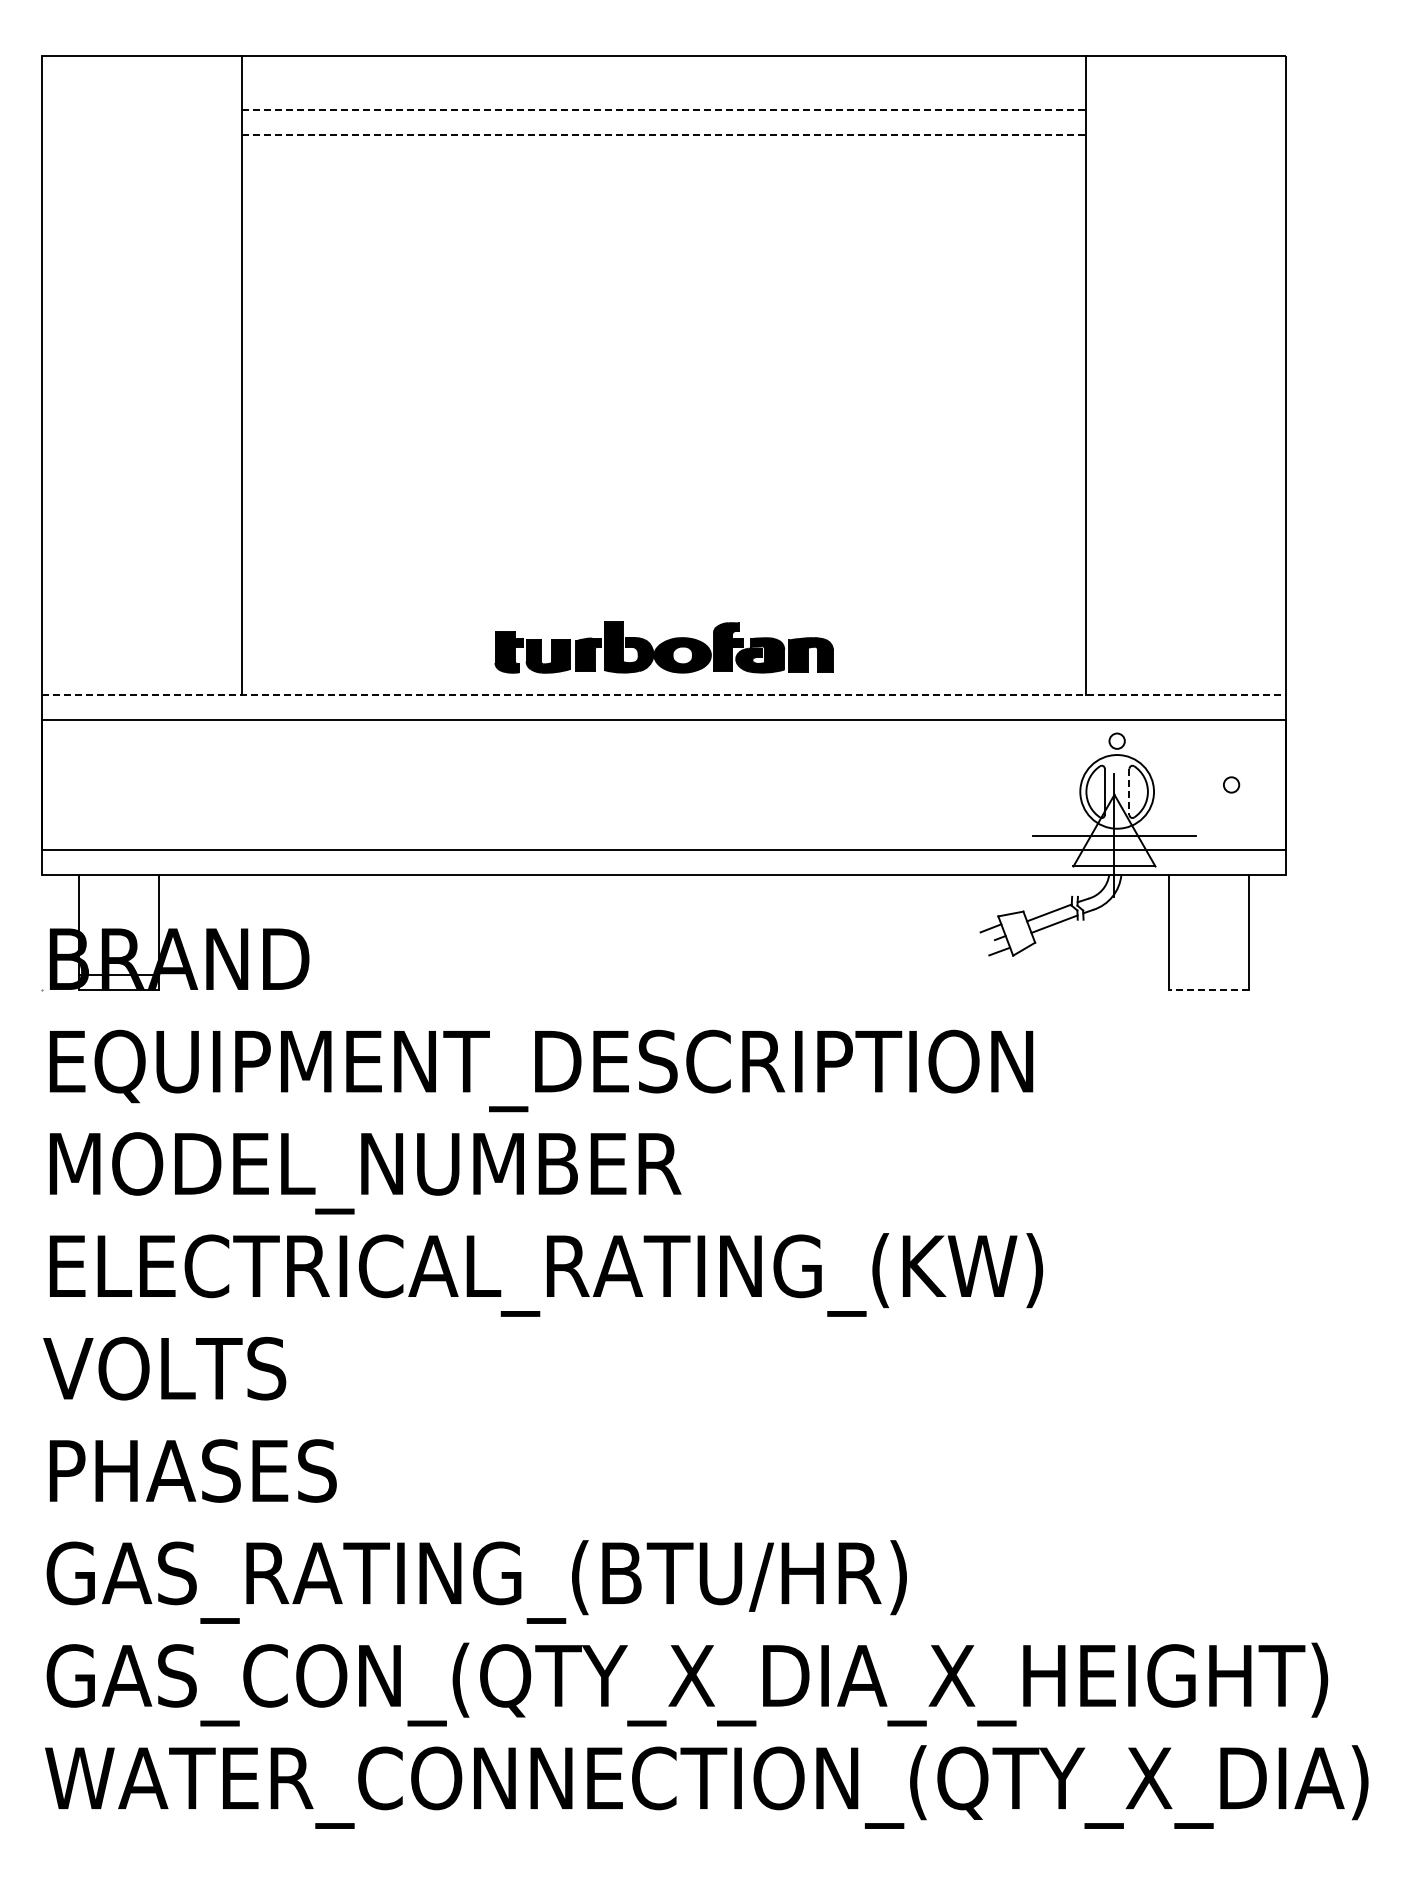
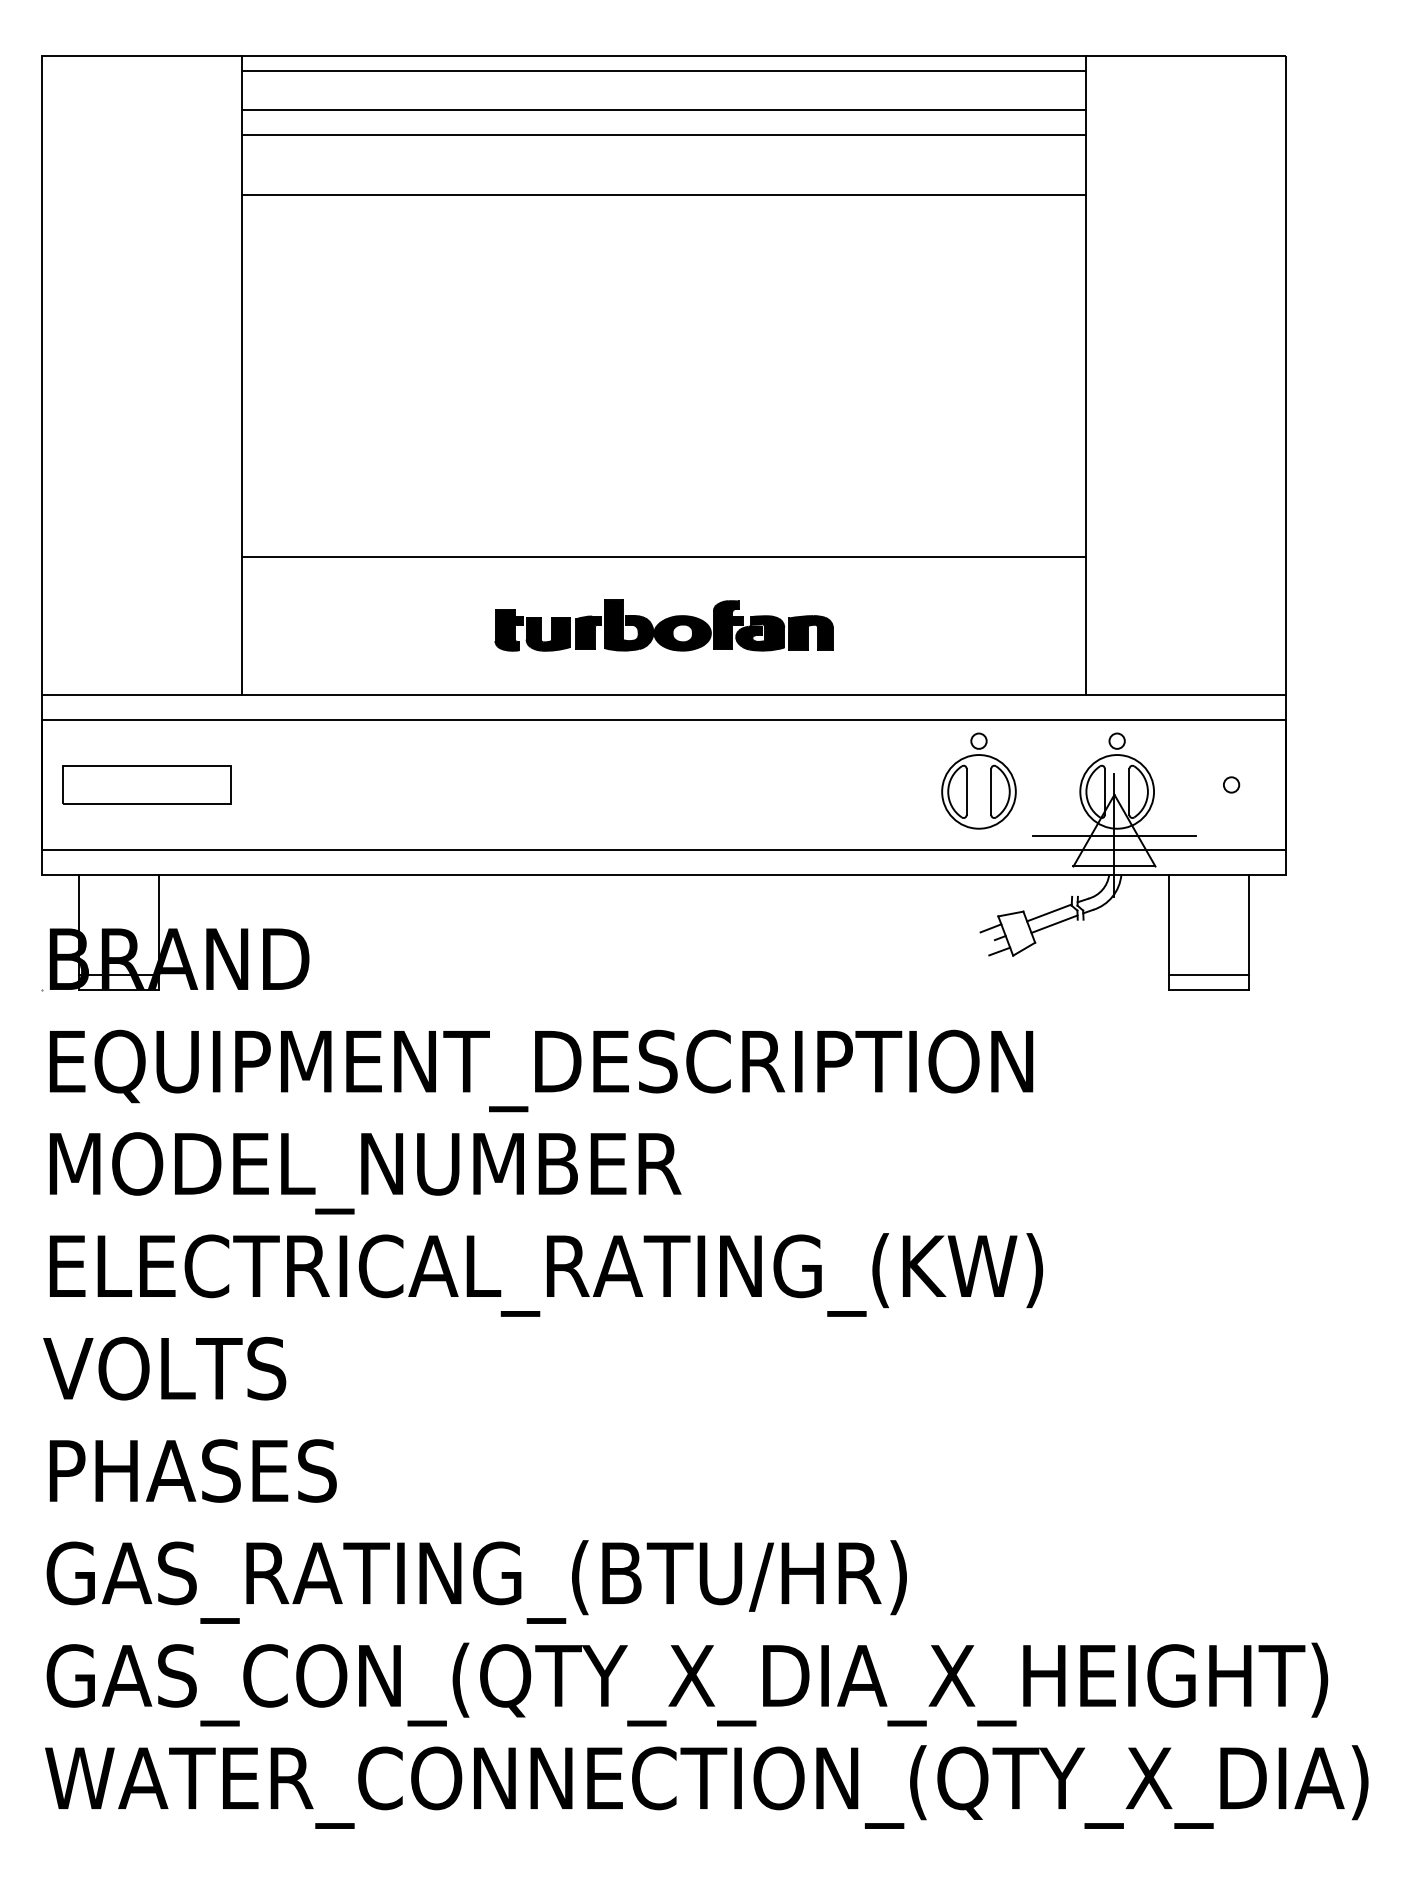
line: none -> present (664, 71)
line: dashed -> solid (664, 109)
line: dashed -> solid (664, 134)
line: none -> present (664, 194)
line: none -> present (664, 556)
part position: (663, 647) -> (663, 625) (663, 625)
line: dashed -> solid (664, 695)
part: none -> present (978, 780)
part: none -> present (146, 784)
line: dashed -> solid (1129, 792)
line: none -> present (1209, 974)
line: dashed -> solid (1209, 989)
